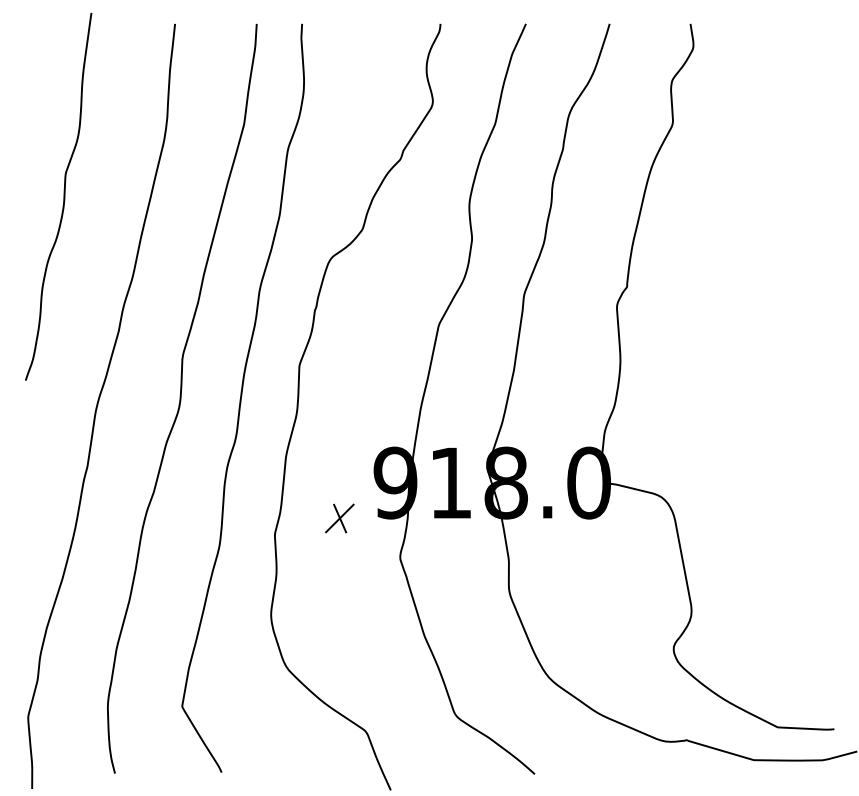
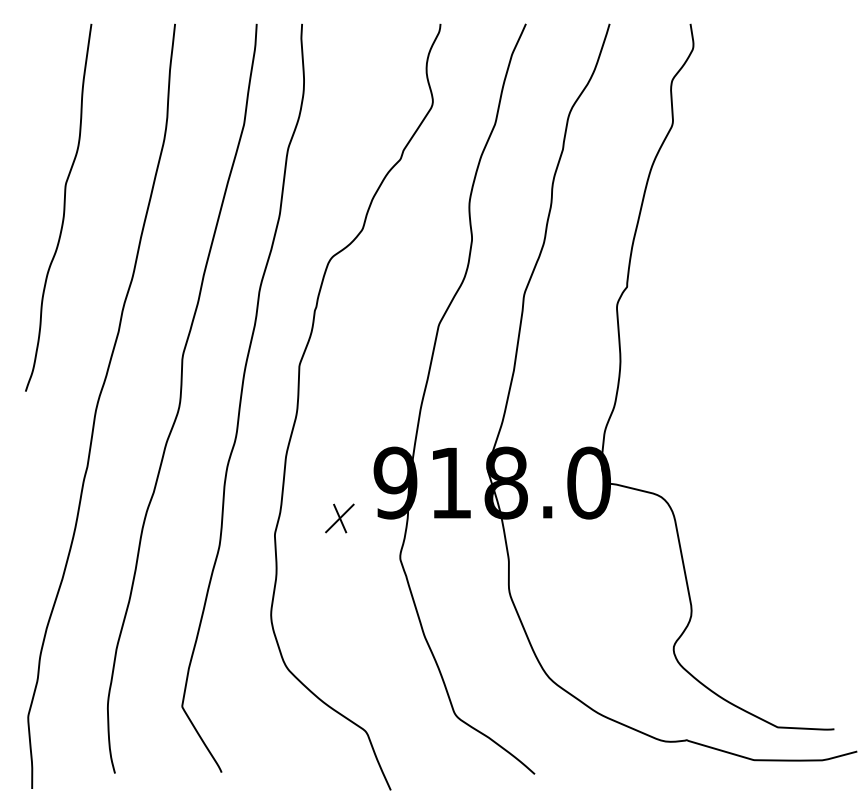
curve position: (63, 196) -> (63, 207) (63, 207)
